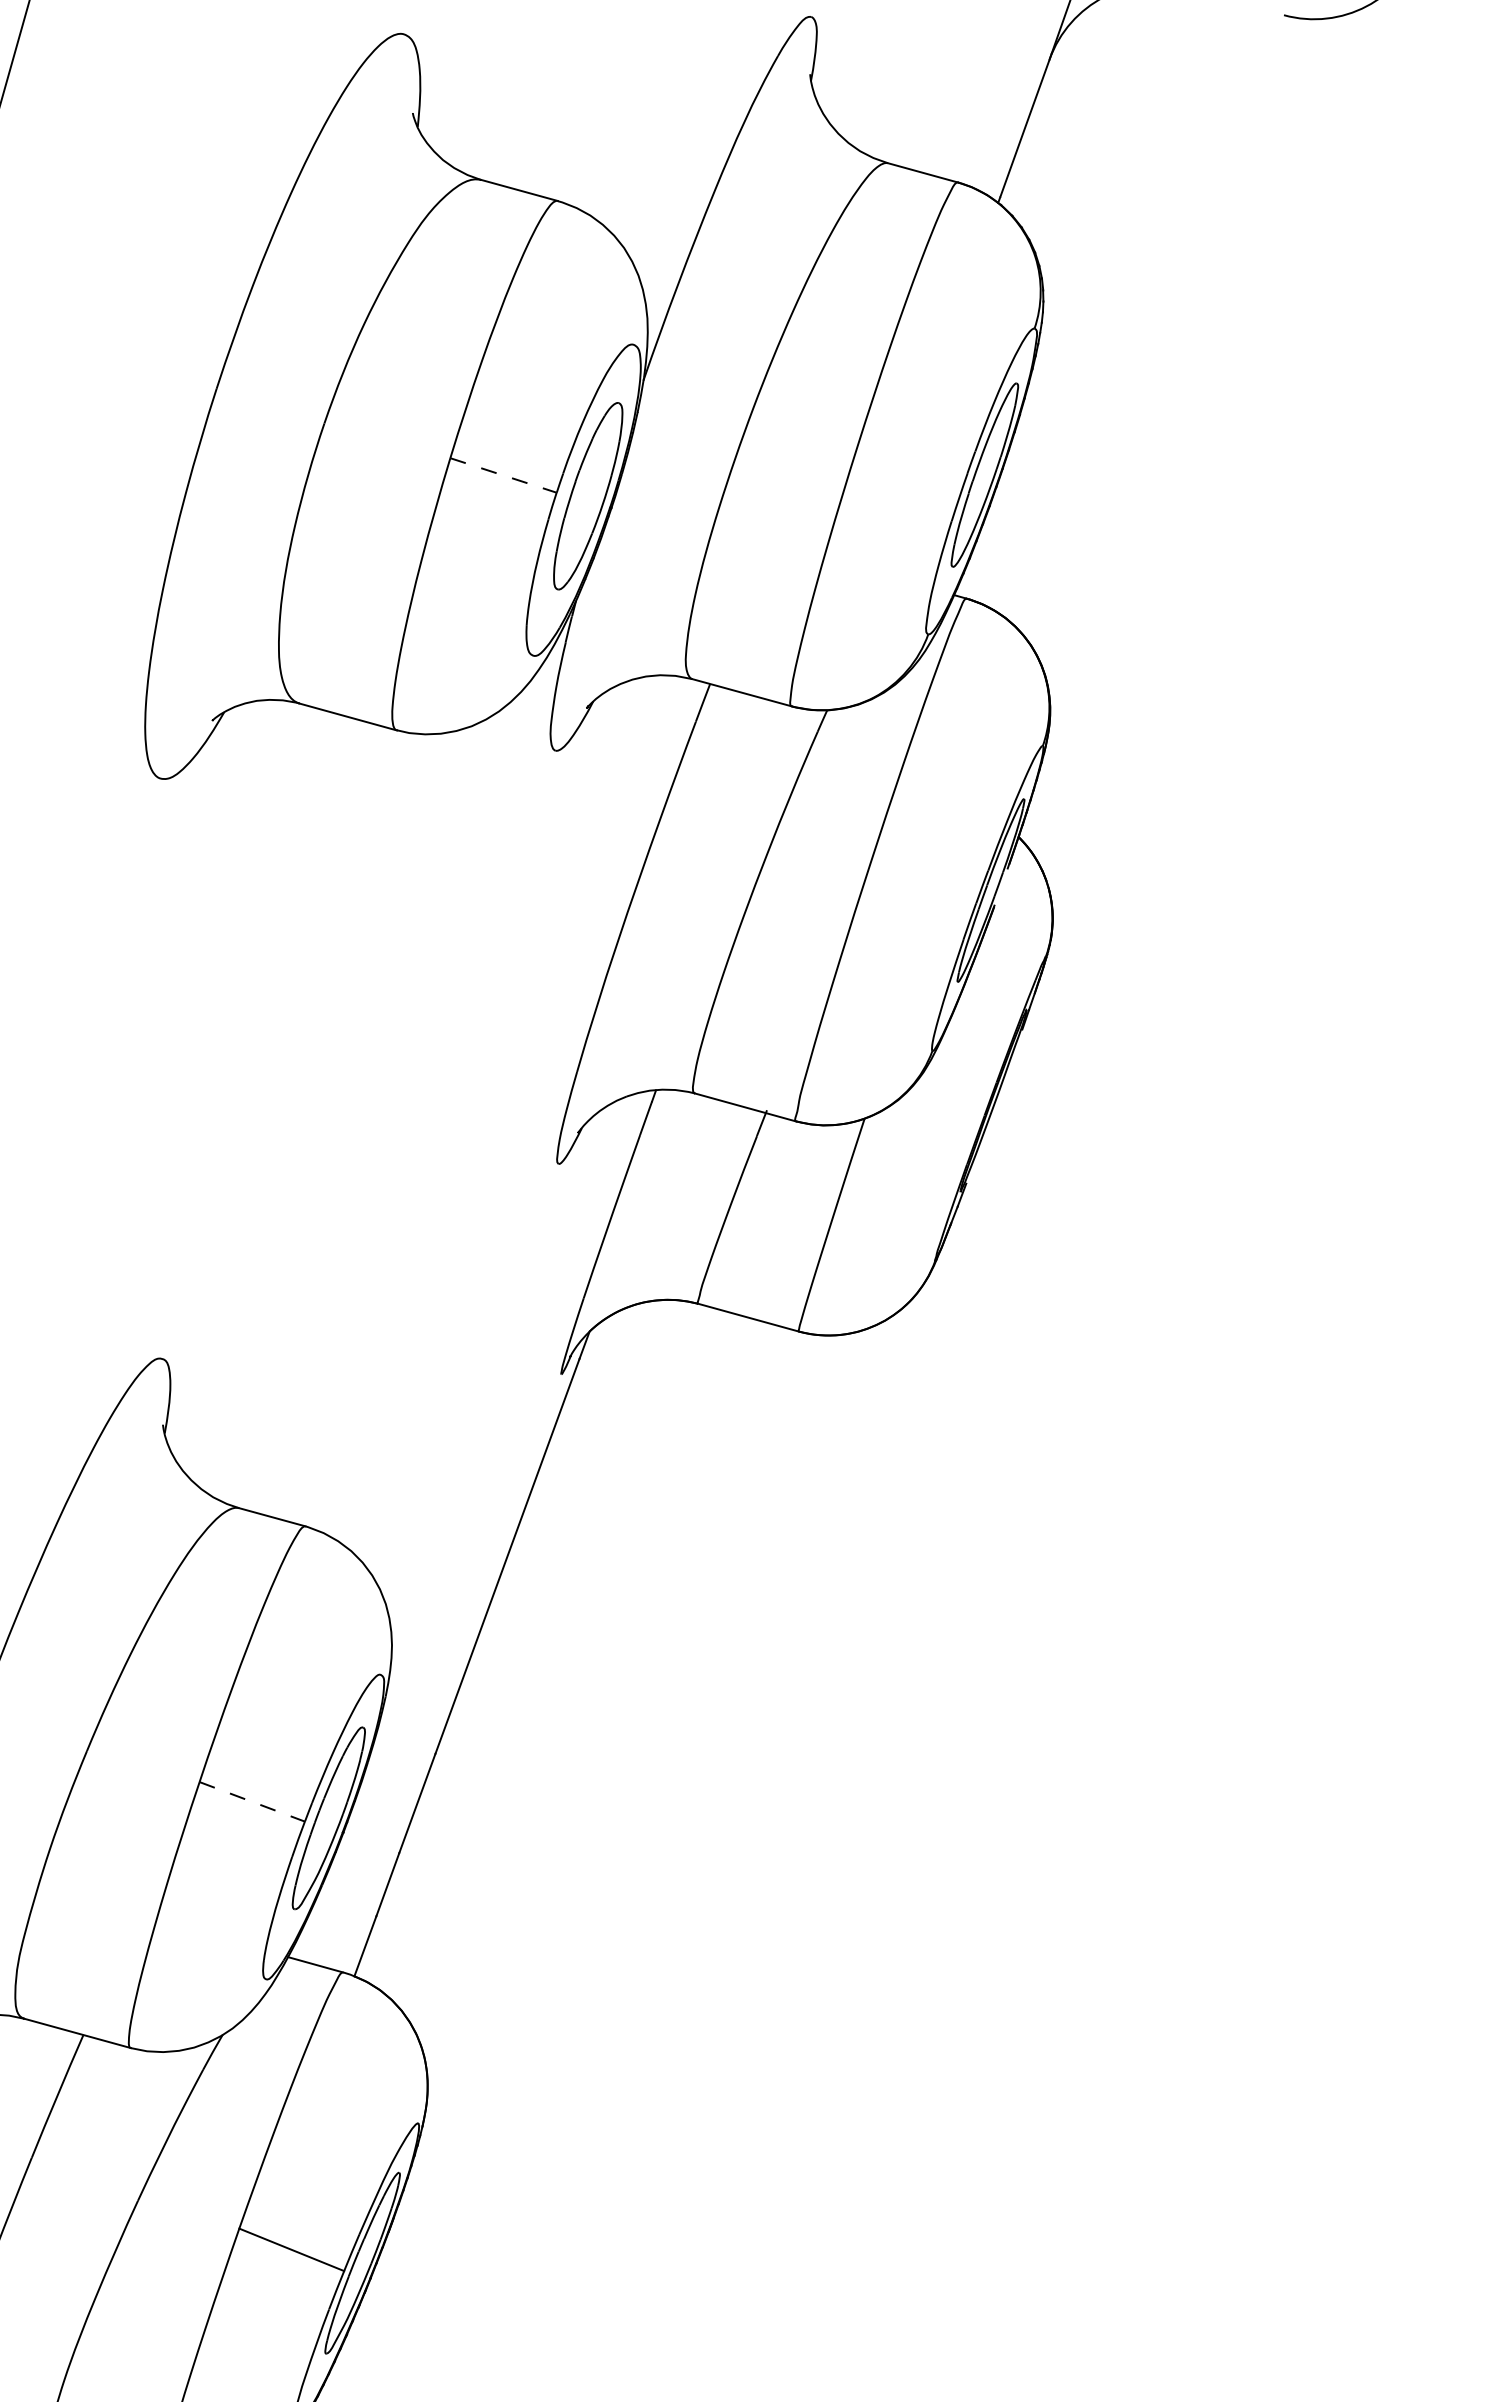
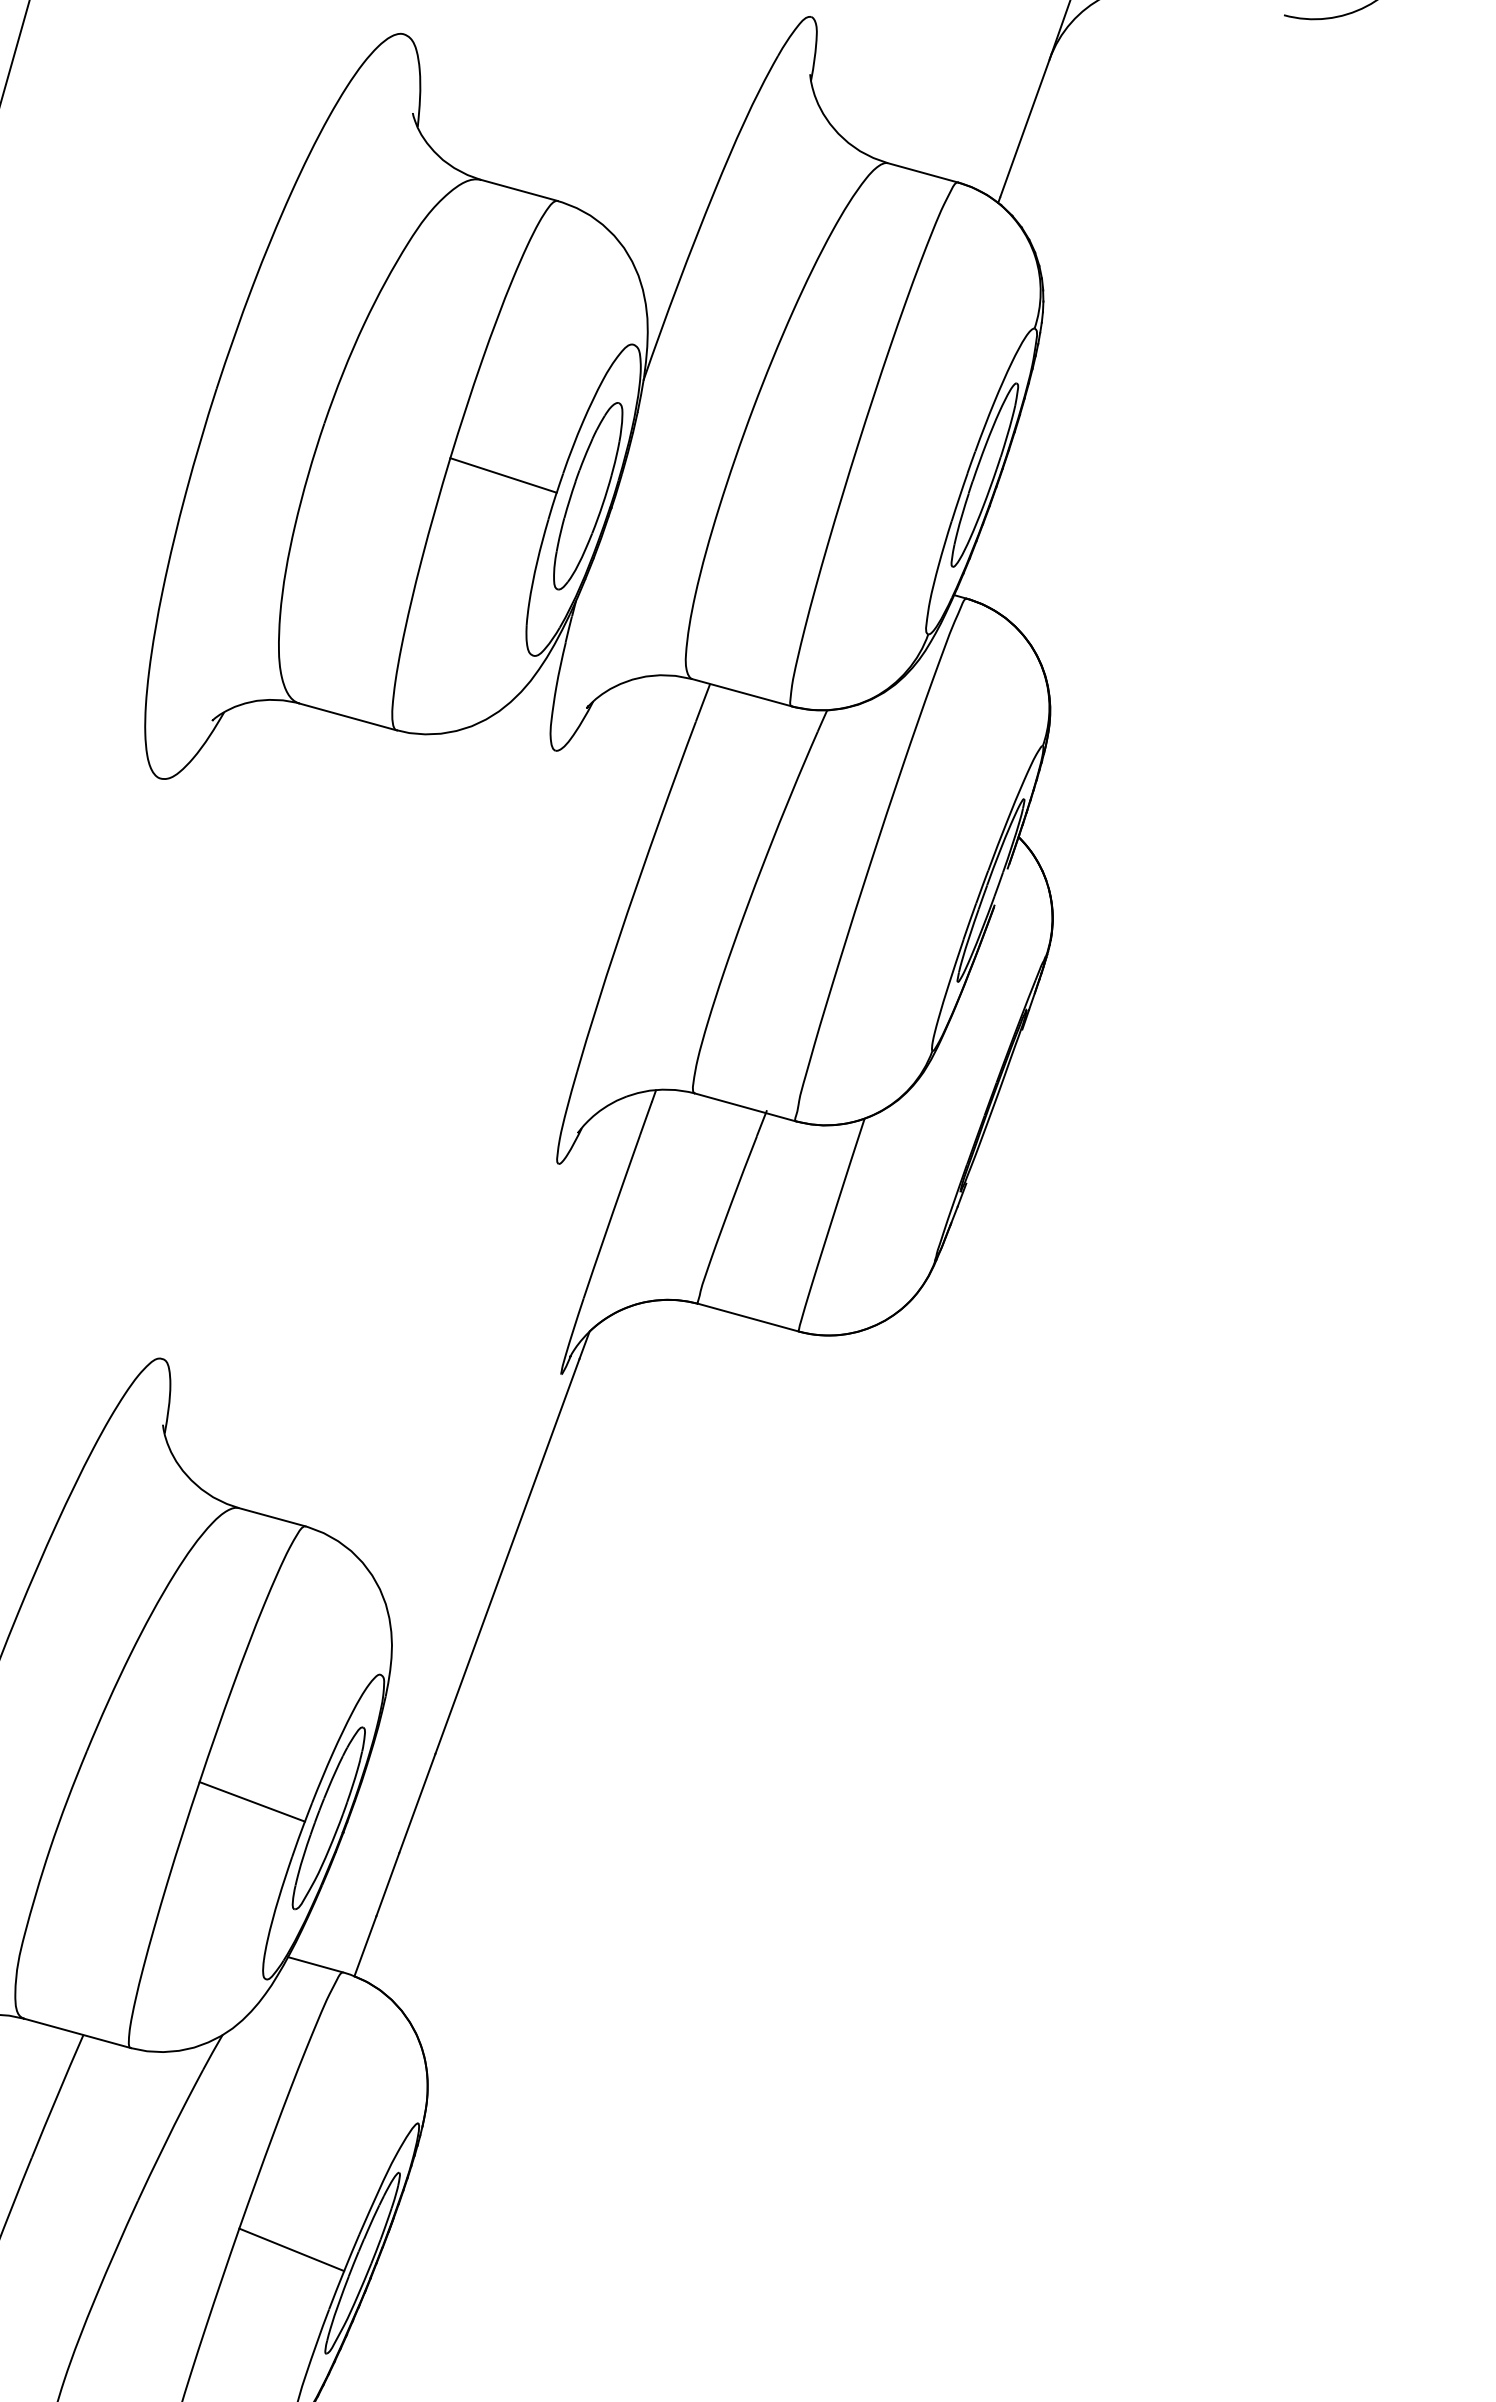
line: dashed -> solid (503, 475)
line: dashed -> solid (252, 1802)
